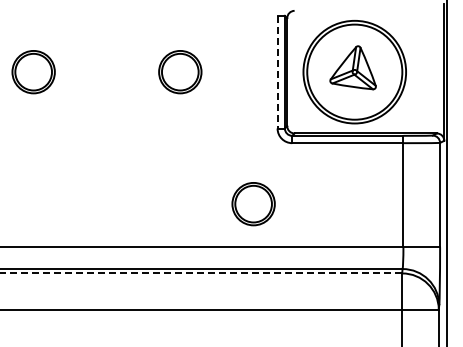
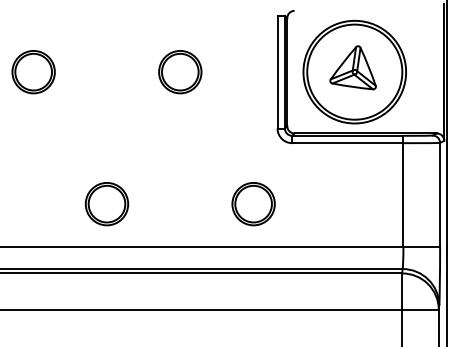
line: dashed -> solid (277, 72)
part: none -> present (106, 204)
line: dashed -> solid (201, 273)
